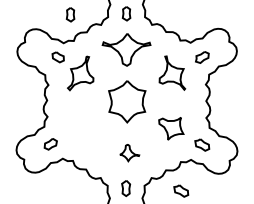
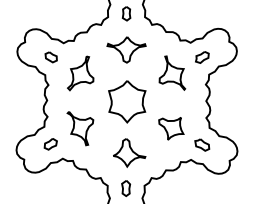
part: present -> none (70, 14)
part size: 51x34 px -> 41x28 px (126, 49)
part position: (57, 57) -> (50, 57) (50, 57)
part: none -> present (80, 128)
part size: 22x19 px -> 34x30 px (129, 152)
part: present -> none (181, 190)
